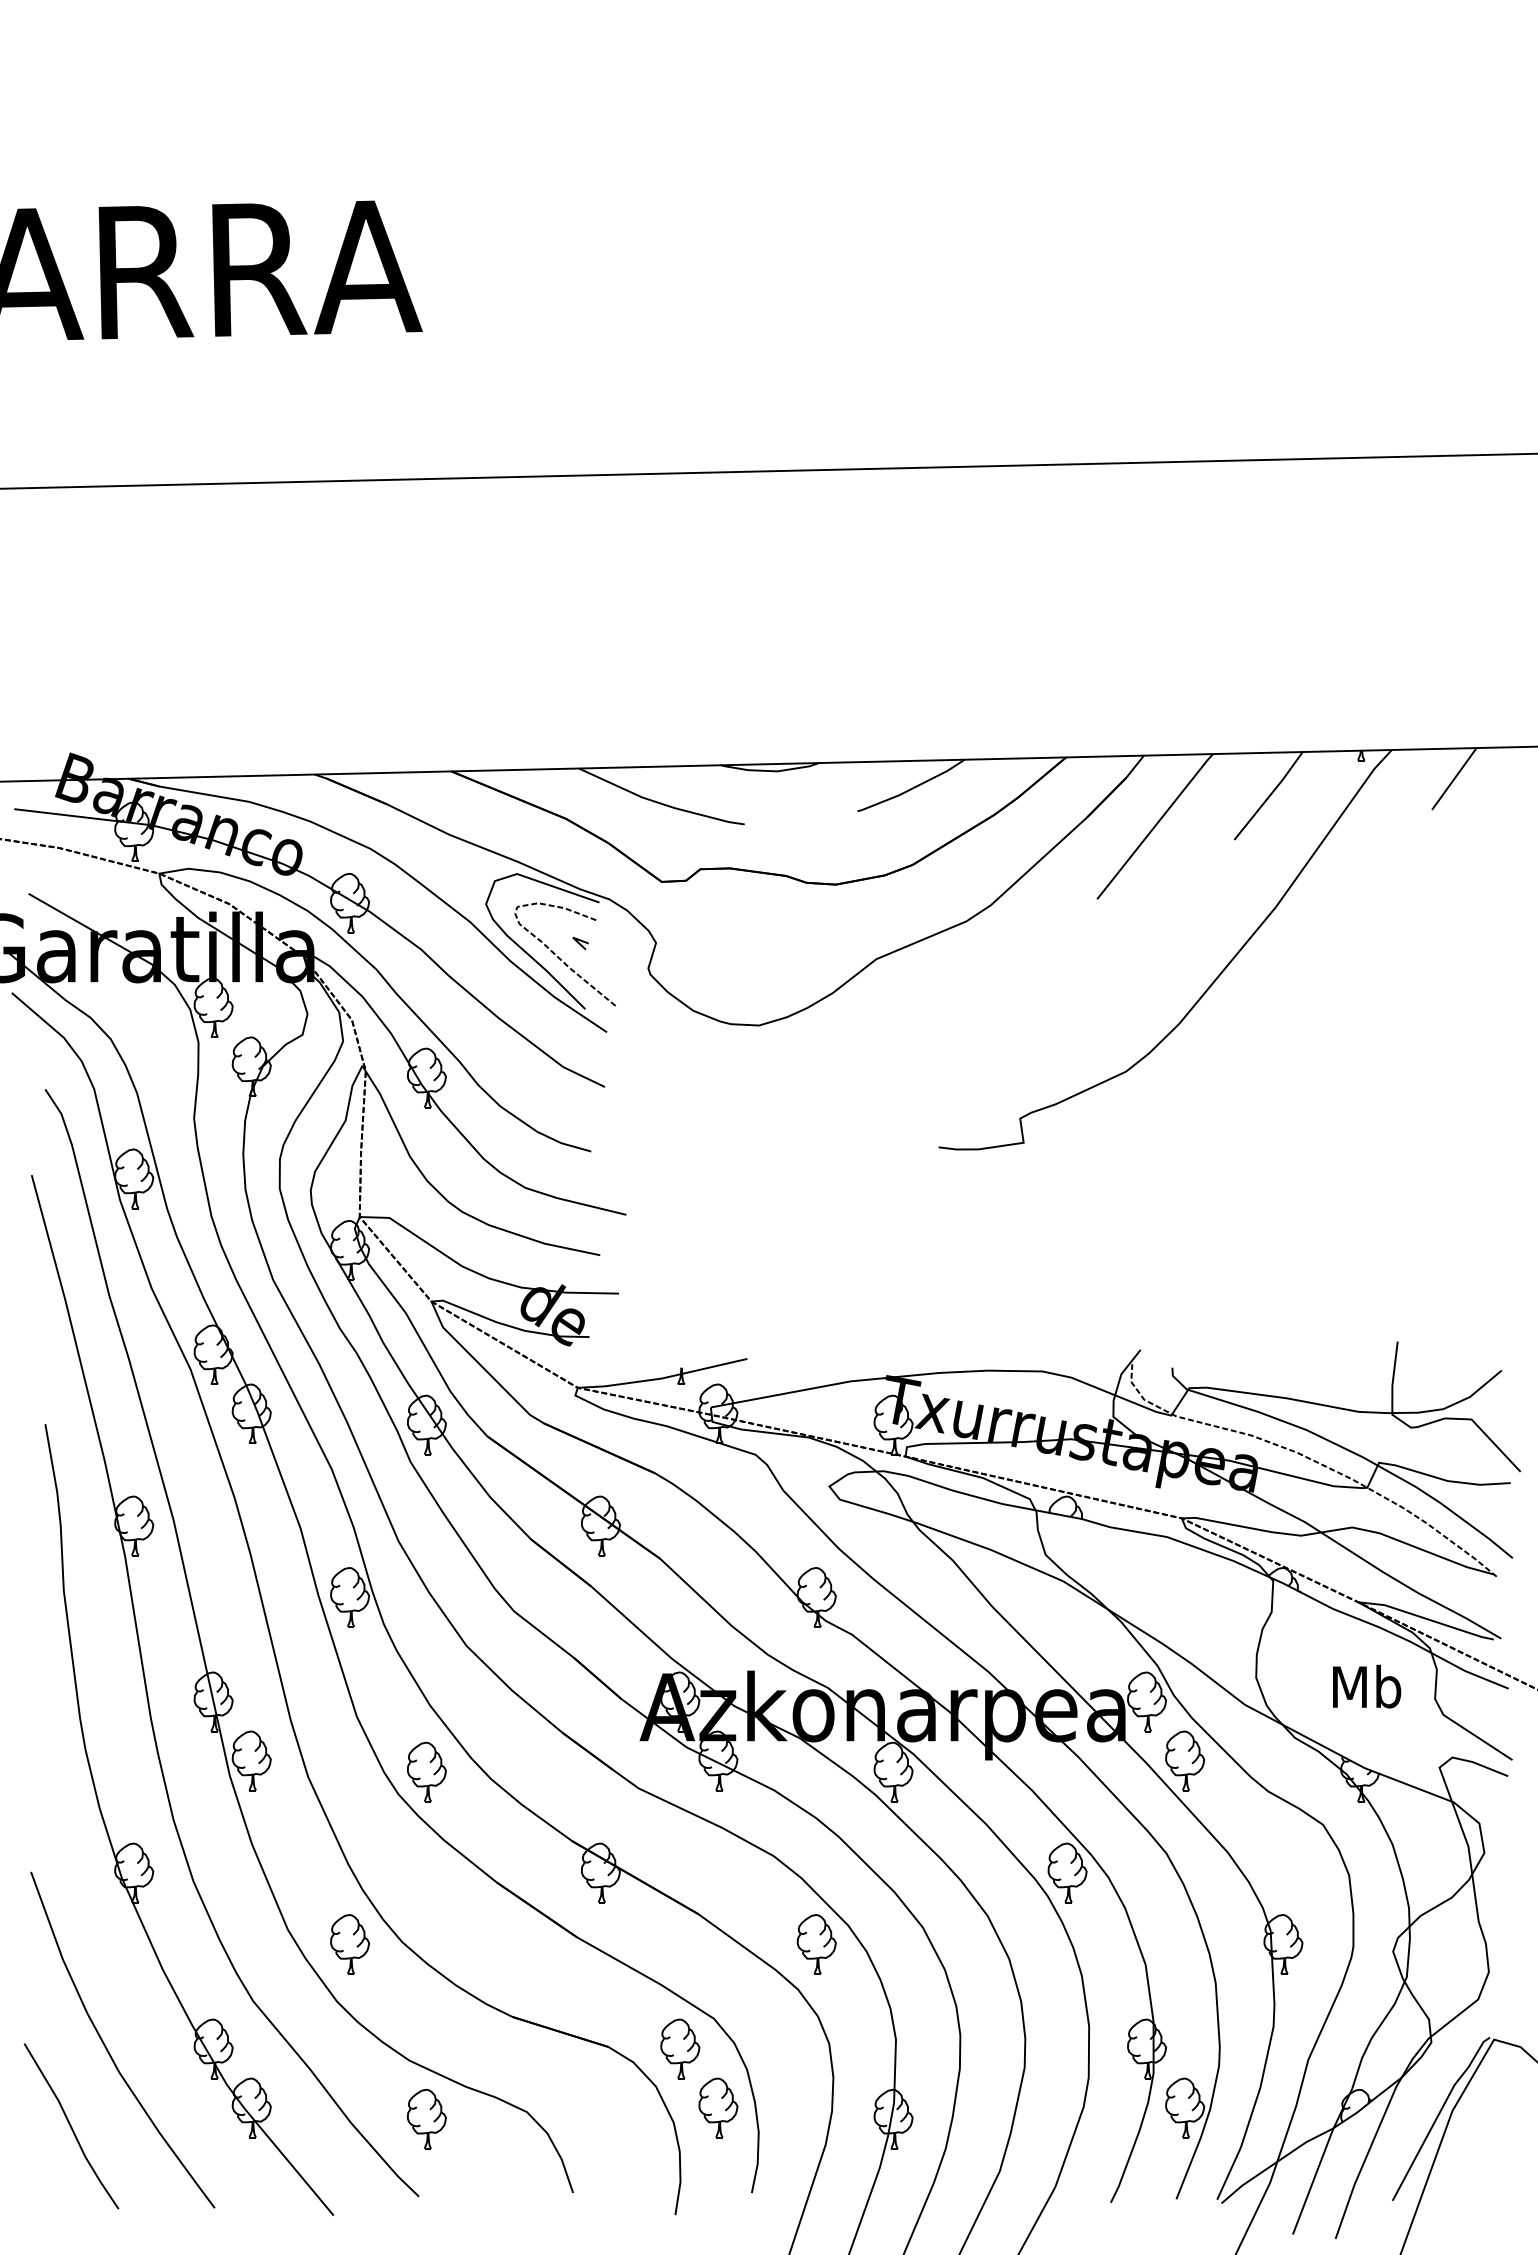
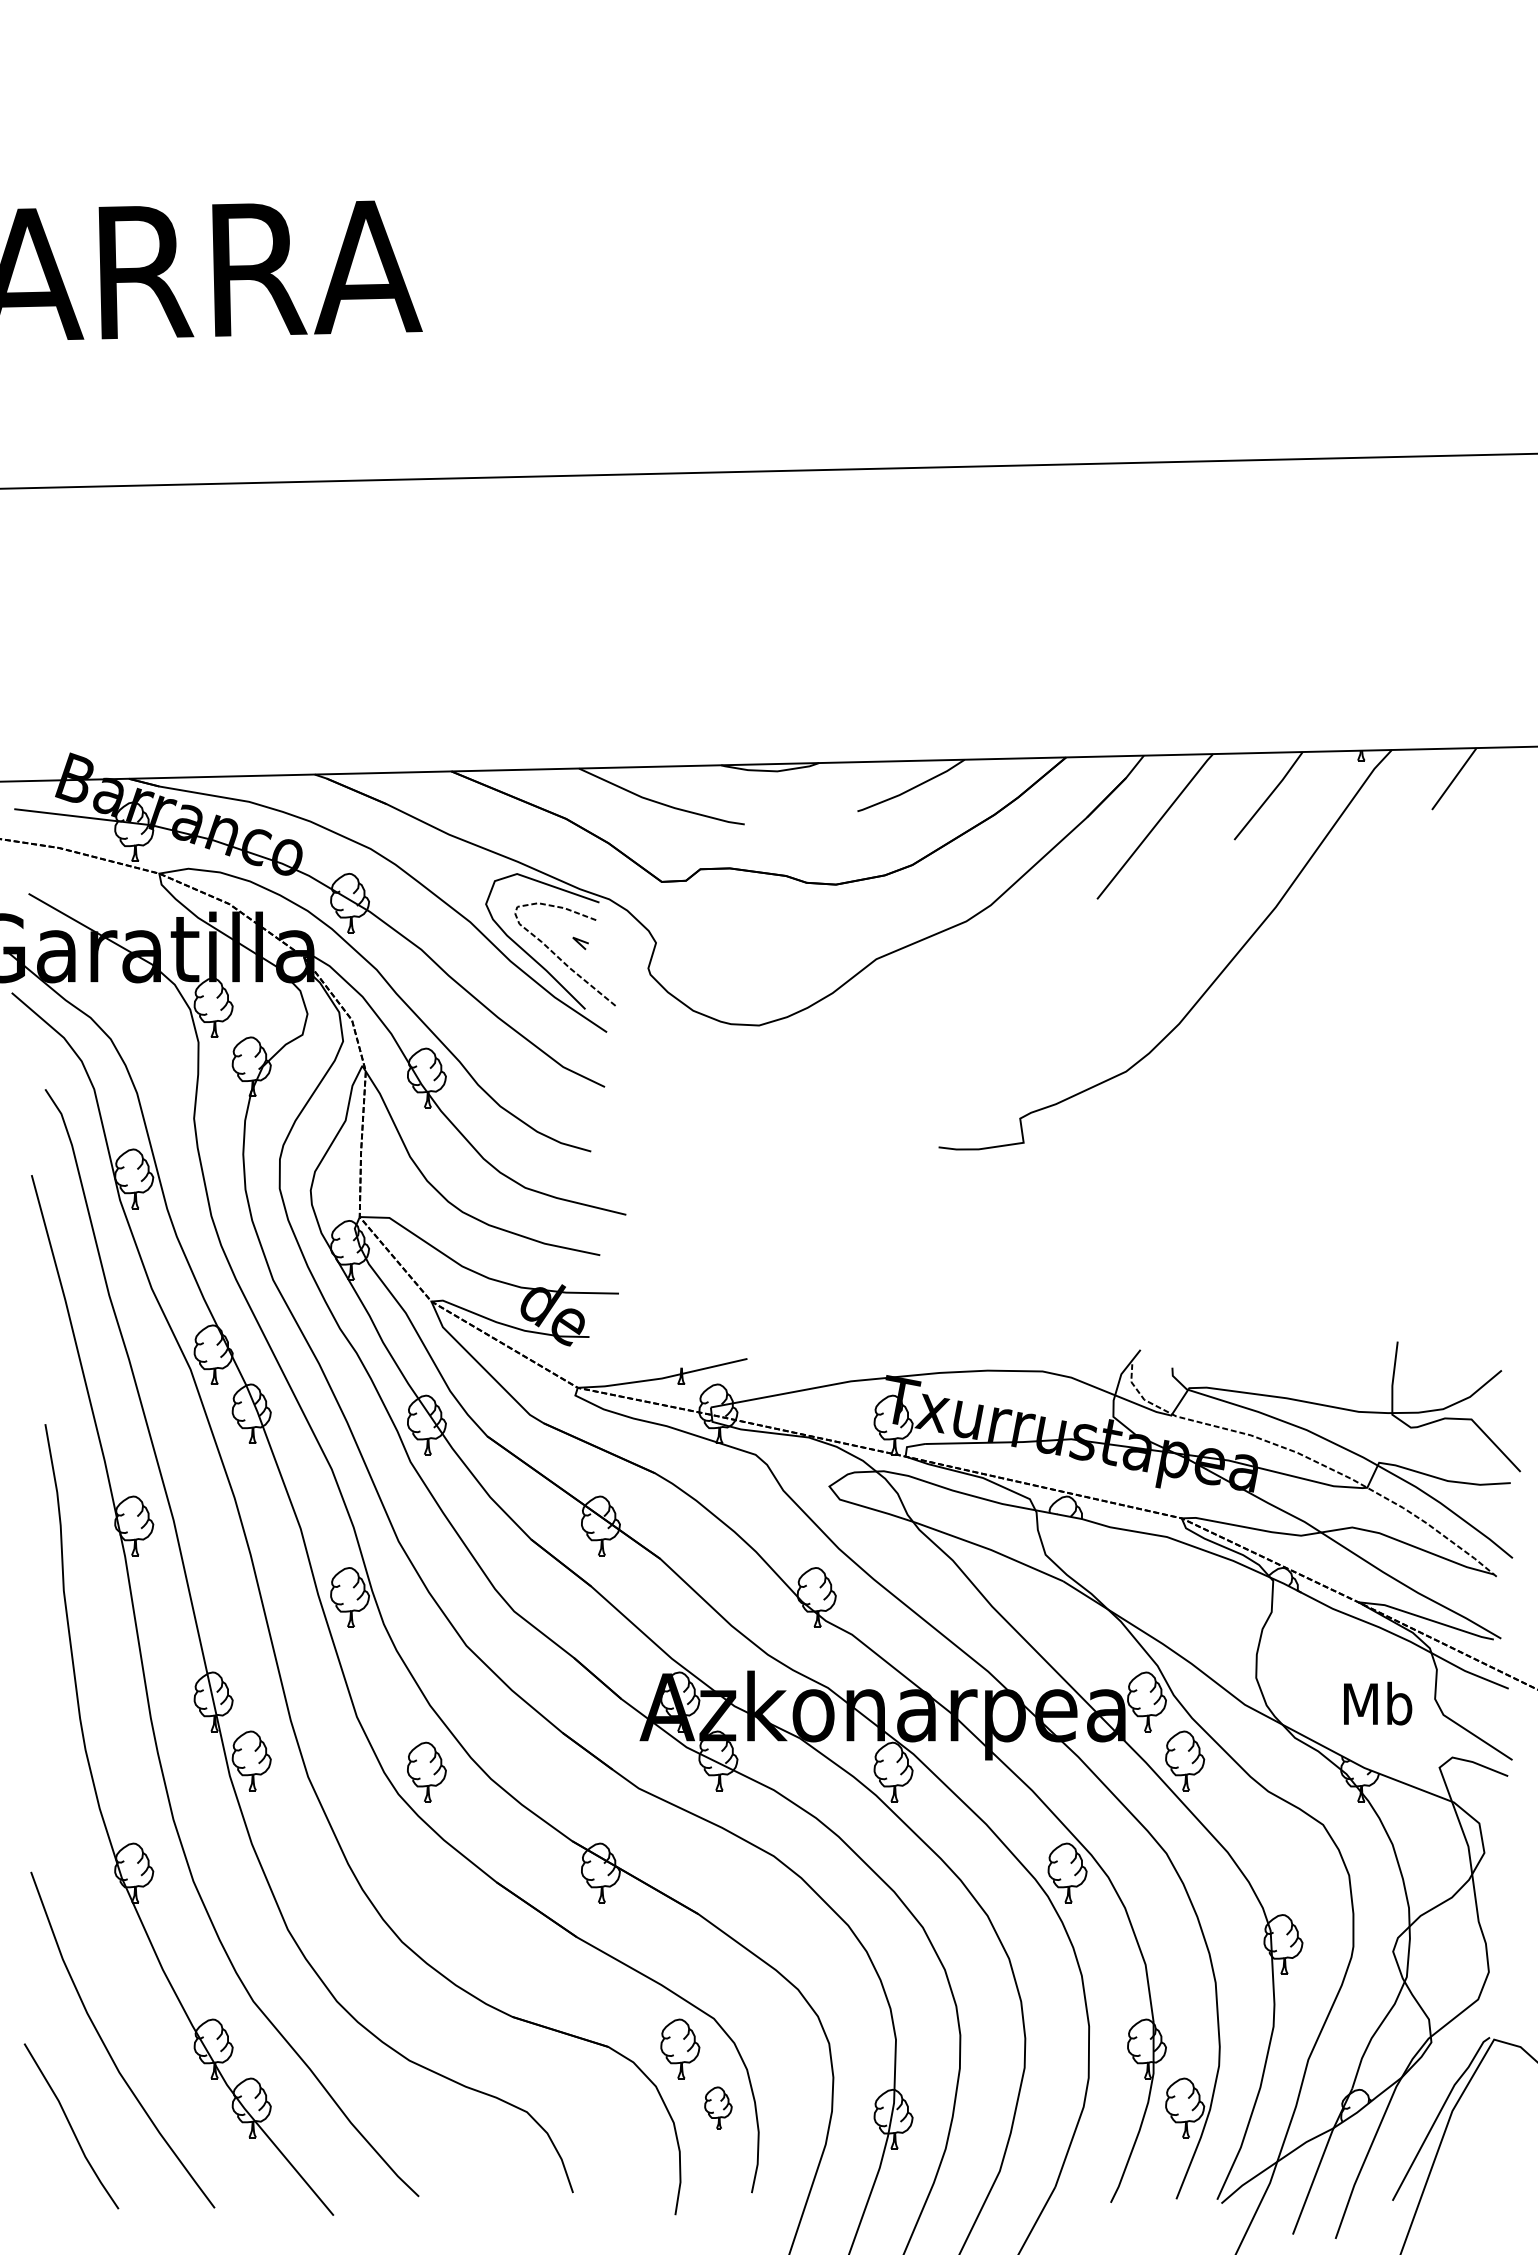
text position: (1367, 1686) -> (1378, 1703) (1378, 1703)
part: present -> none (349, 1944)
part: present -> none (816, 1944)
part size: 41x62 px -> 29x44 px (718, 2107)
part: present -> none (426, 2119)
